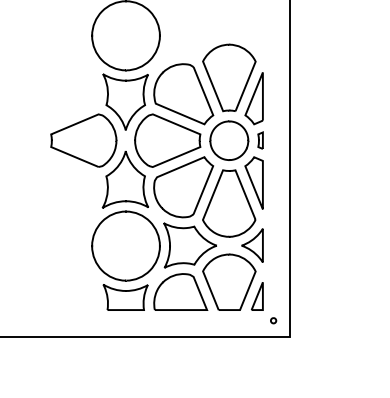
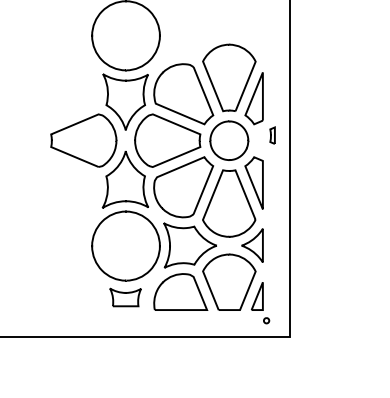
part position: (260, 140) -> (272, 135) (272, 135)
part size: 47x27 px -> 33x21 px (125, 297)
part position: (273, 320) -> (266, 320) (266, 320)
